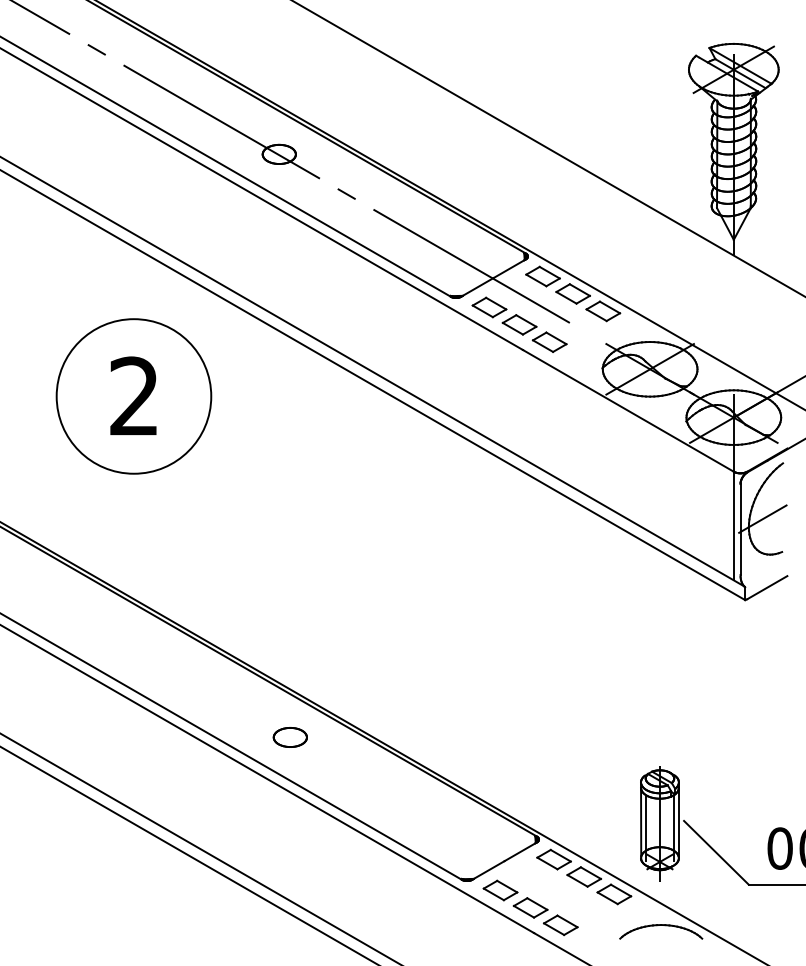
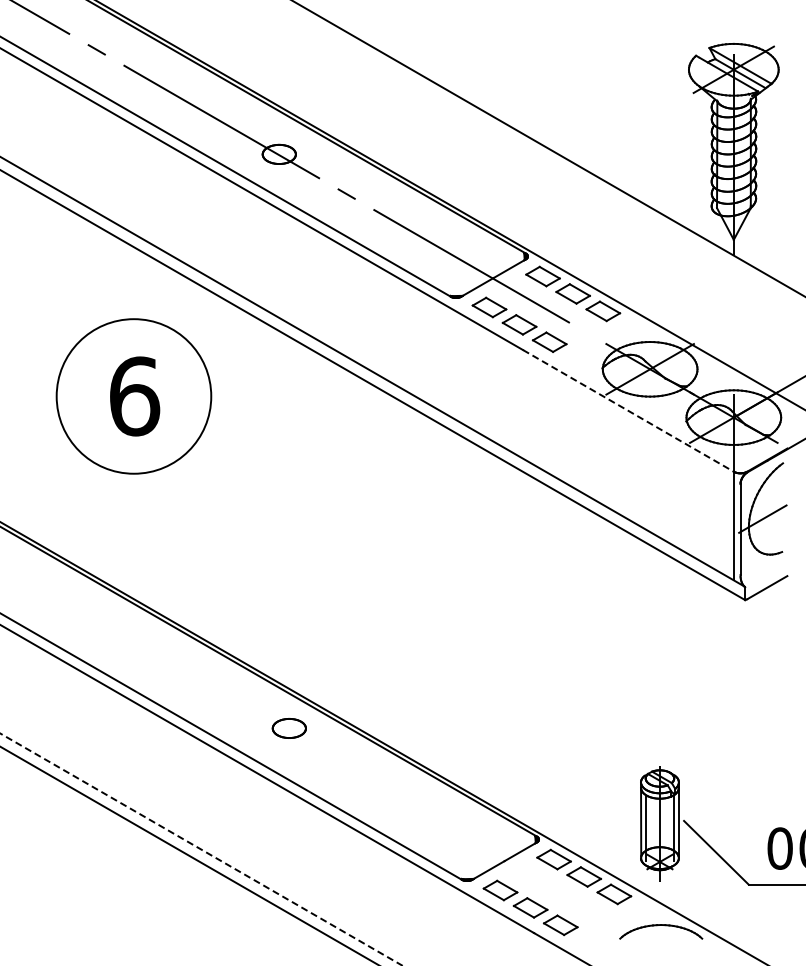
text: 2 -> 6 (135, 396)
line: solid -> dashed (628, 410)
part position: (289, 737) -> (288, 728) (288, 728)
line: solid -> dashed (200, 849)
